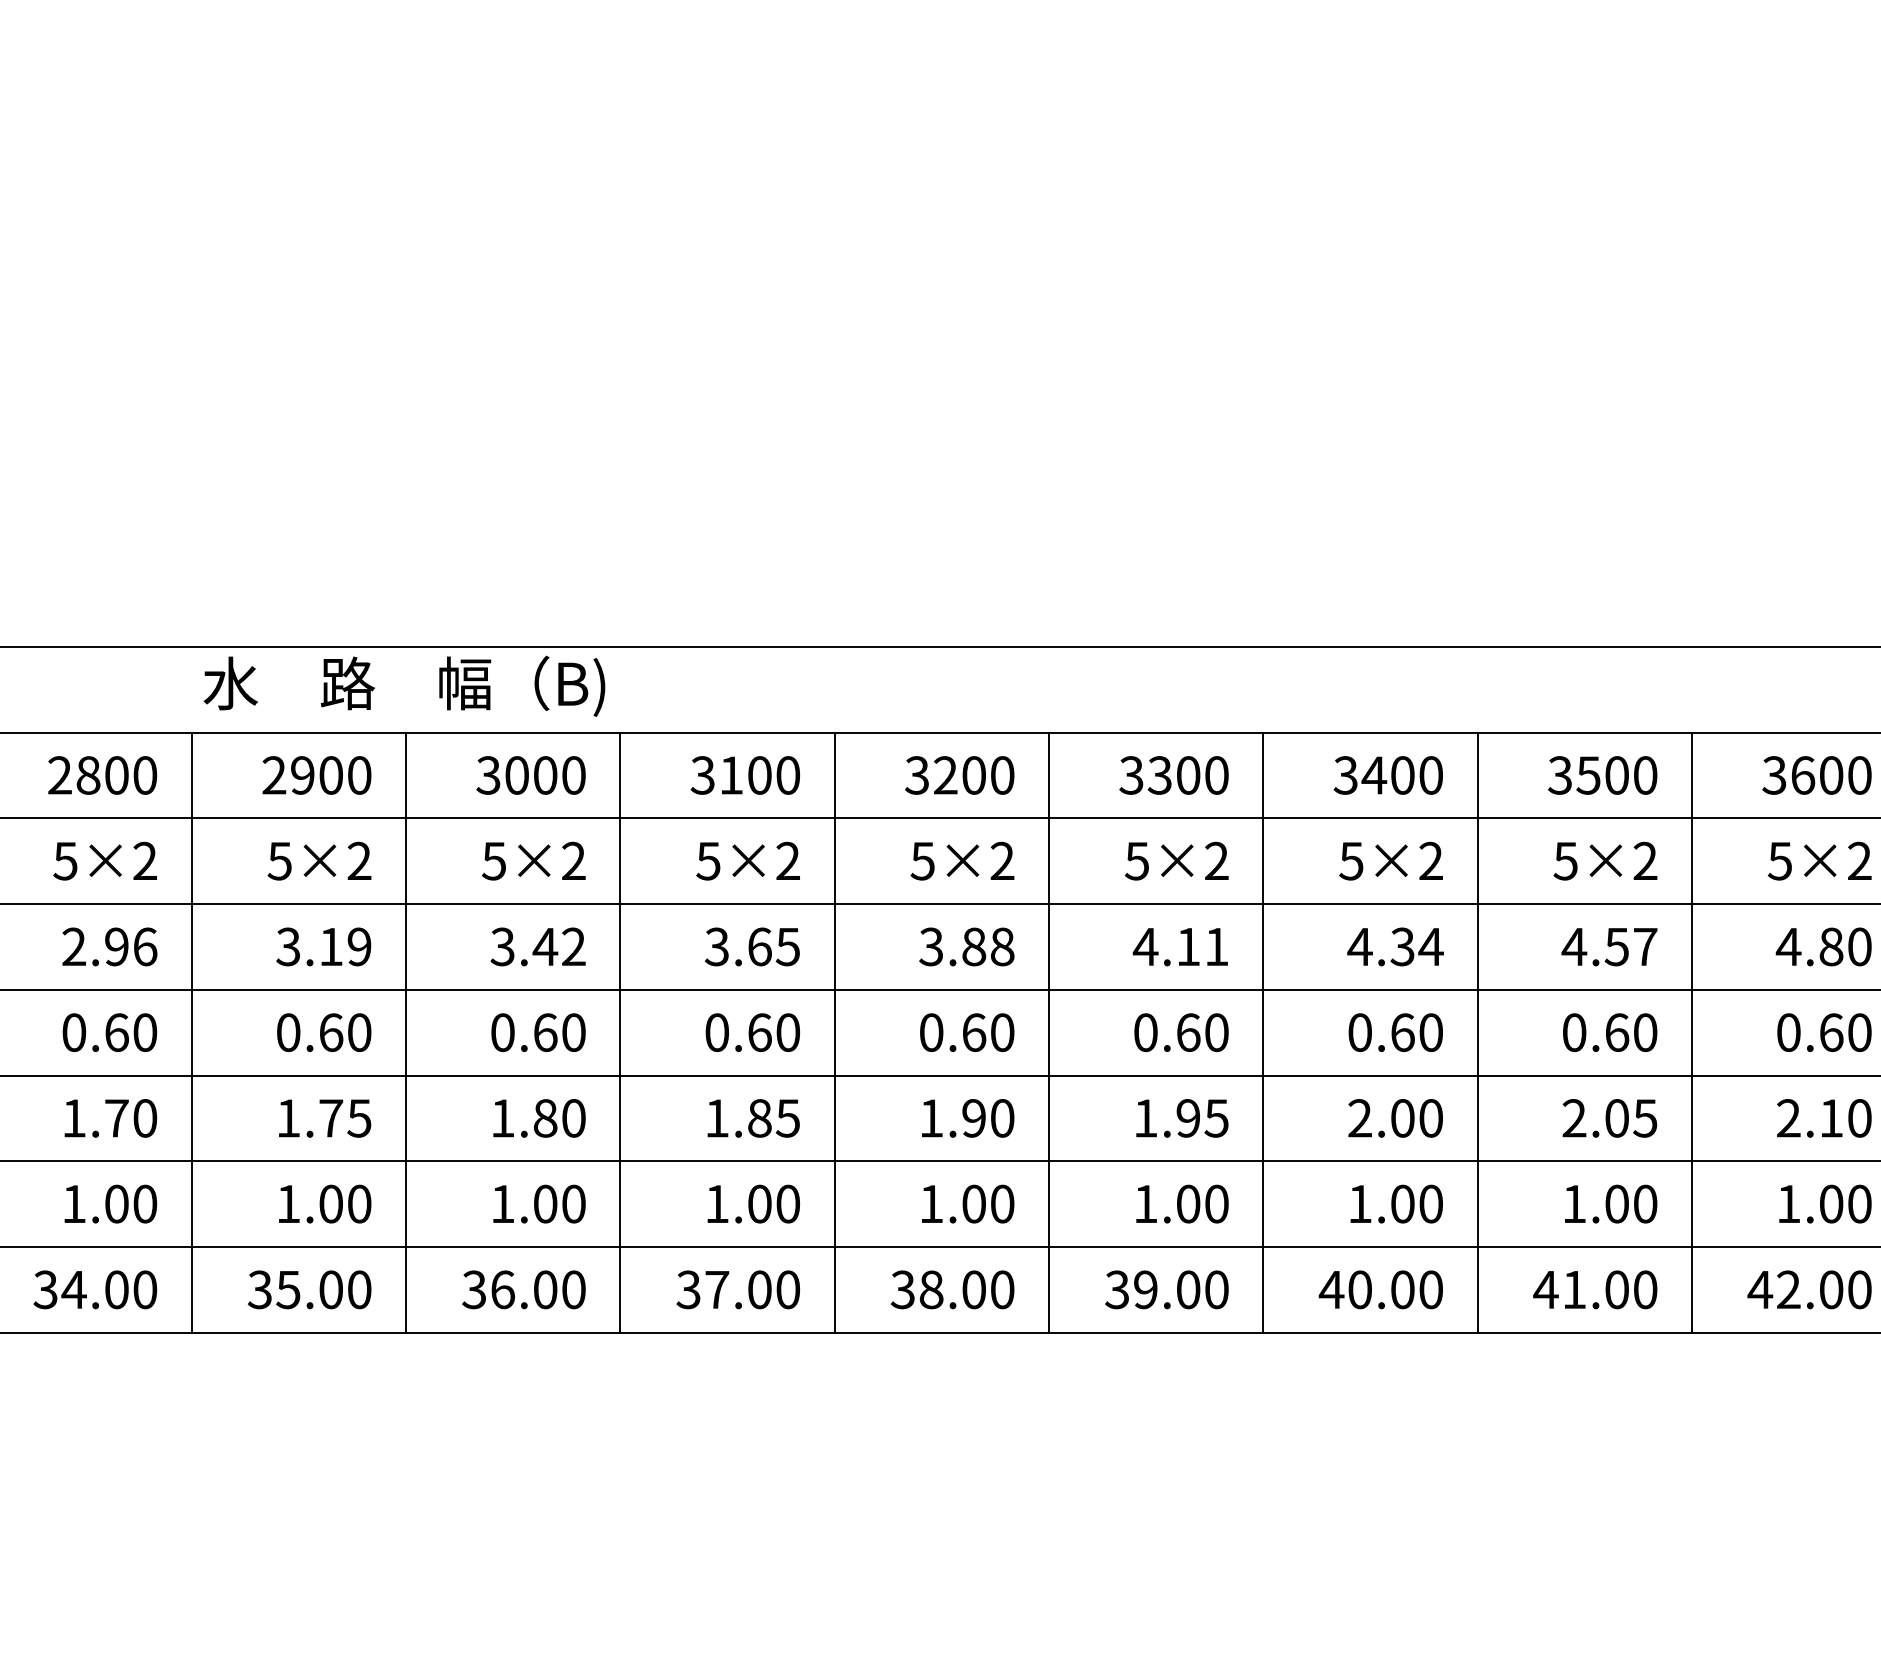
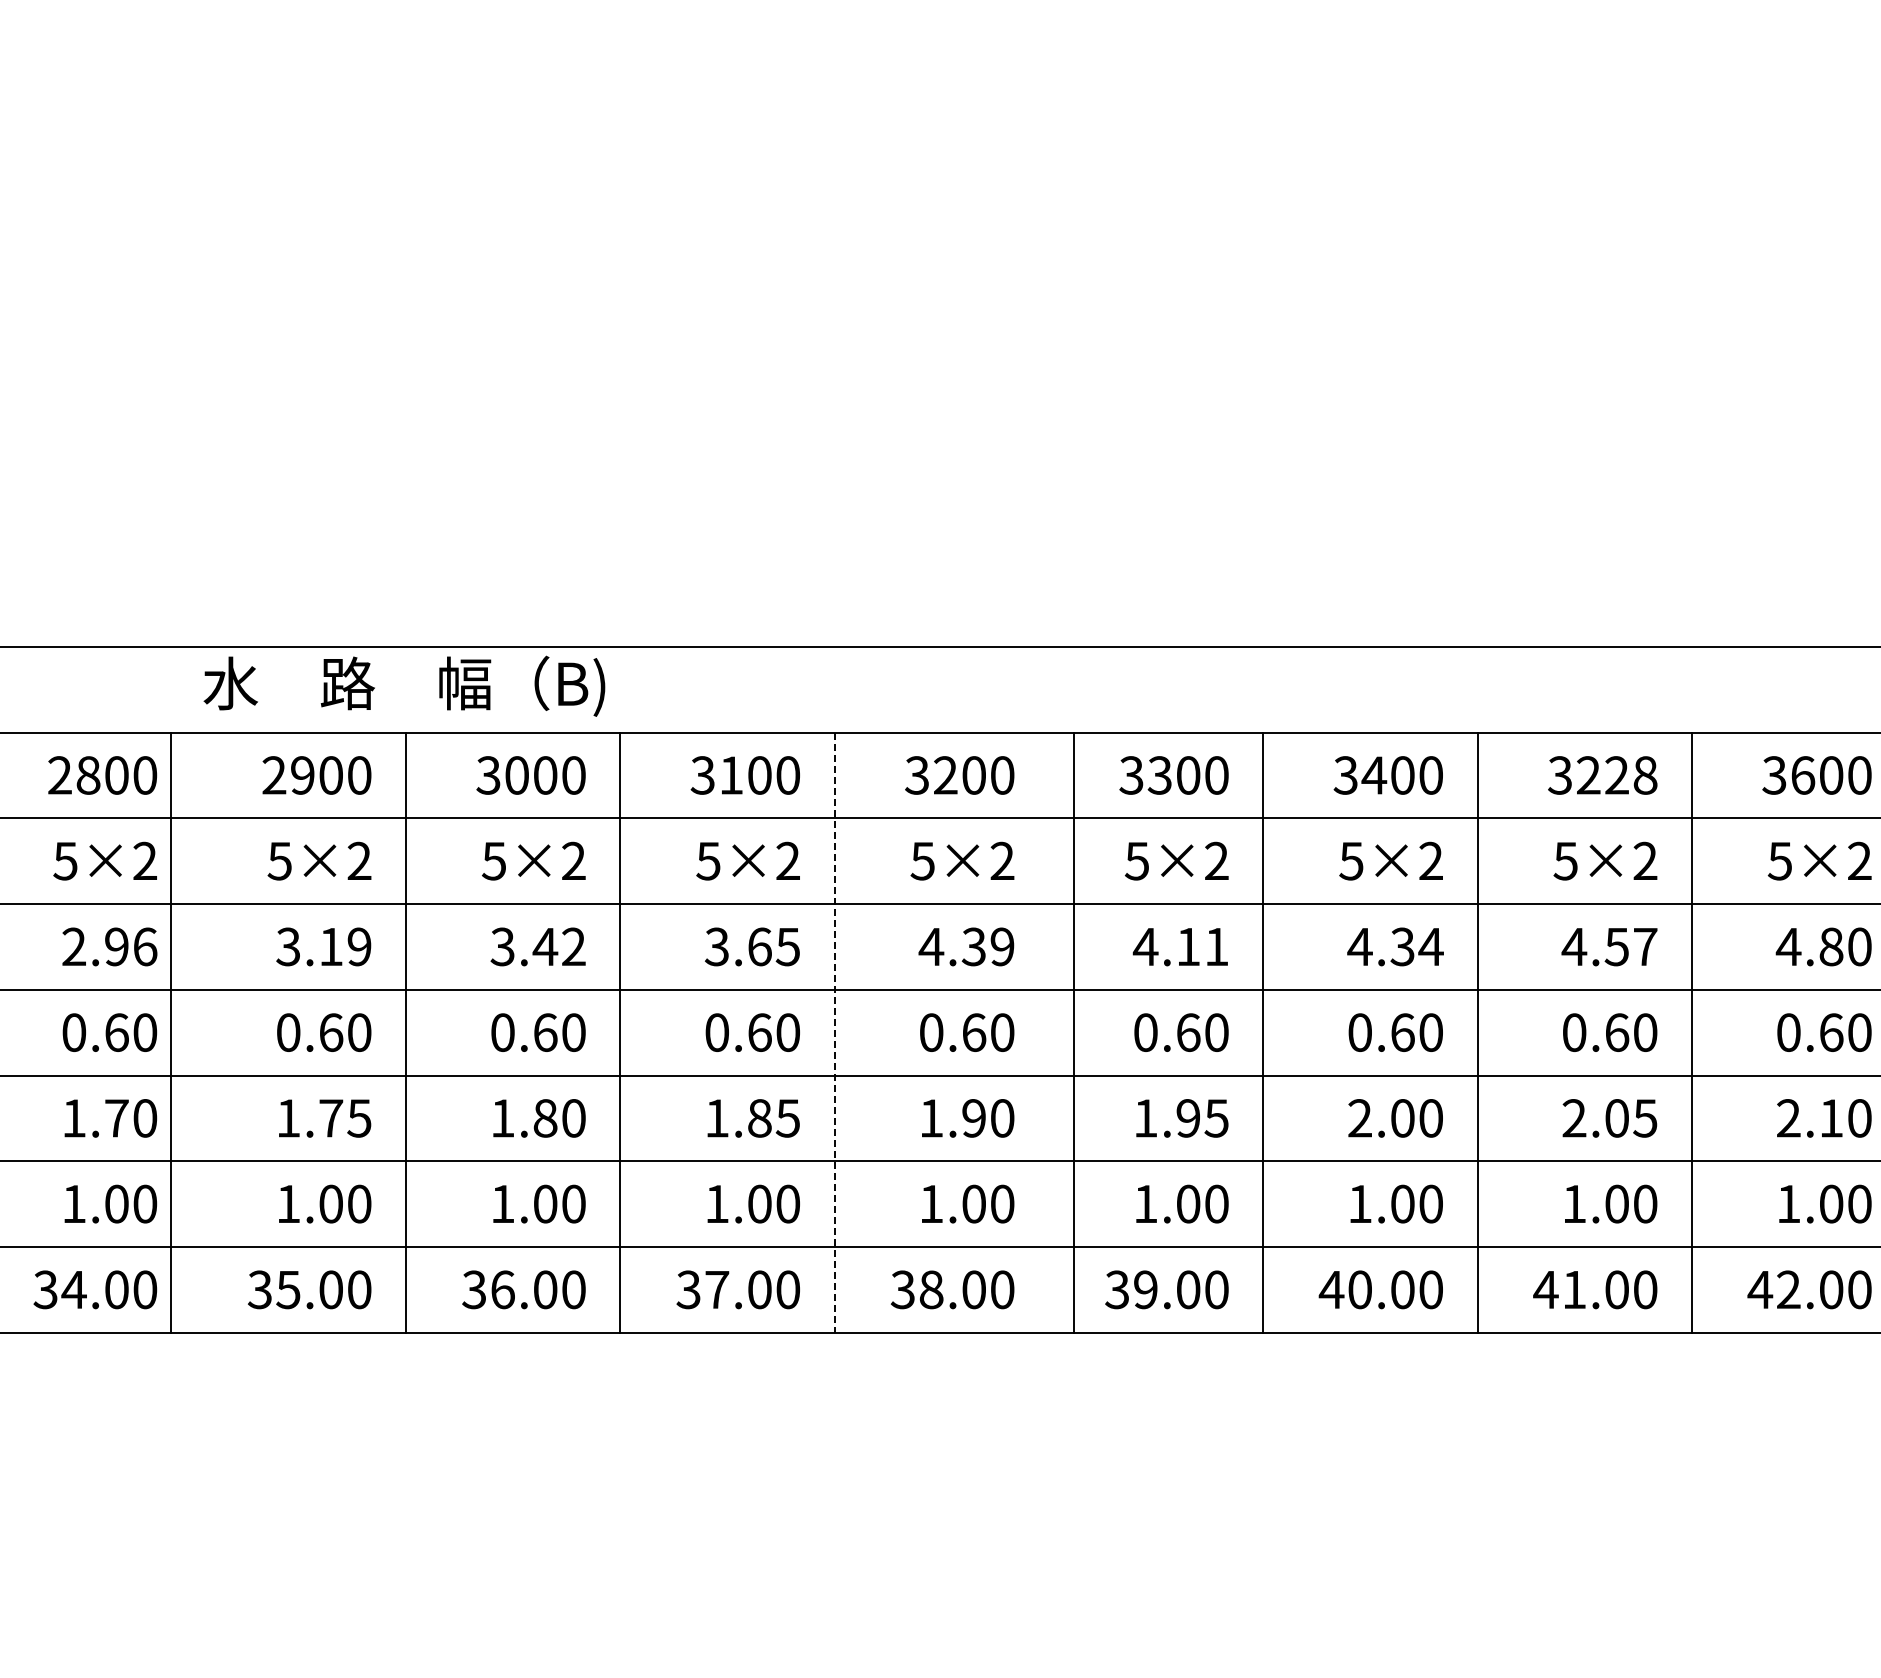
text: 3500 -> 3228 (1616, 775)
text: 3.88 -> 4.39 (966, 946)
line position: (191, 1032) -> (170, 1032) (170, 1032)
line position: (1049, 1032) -> (1074, 1032) (1074, 1032)
line: solid -> dashed (834, 1033)
